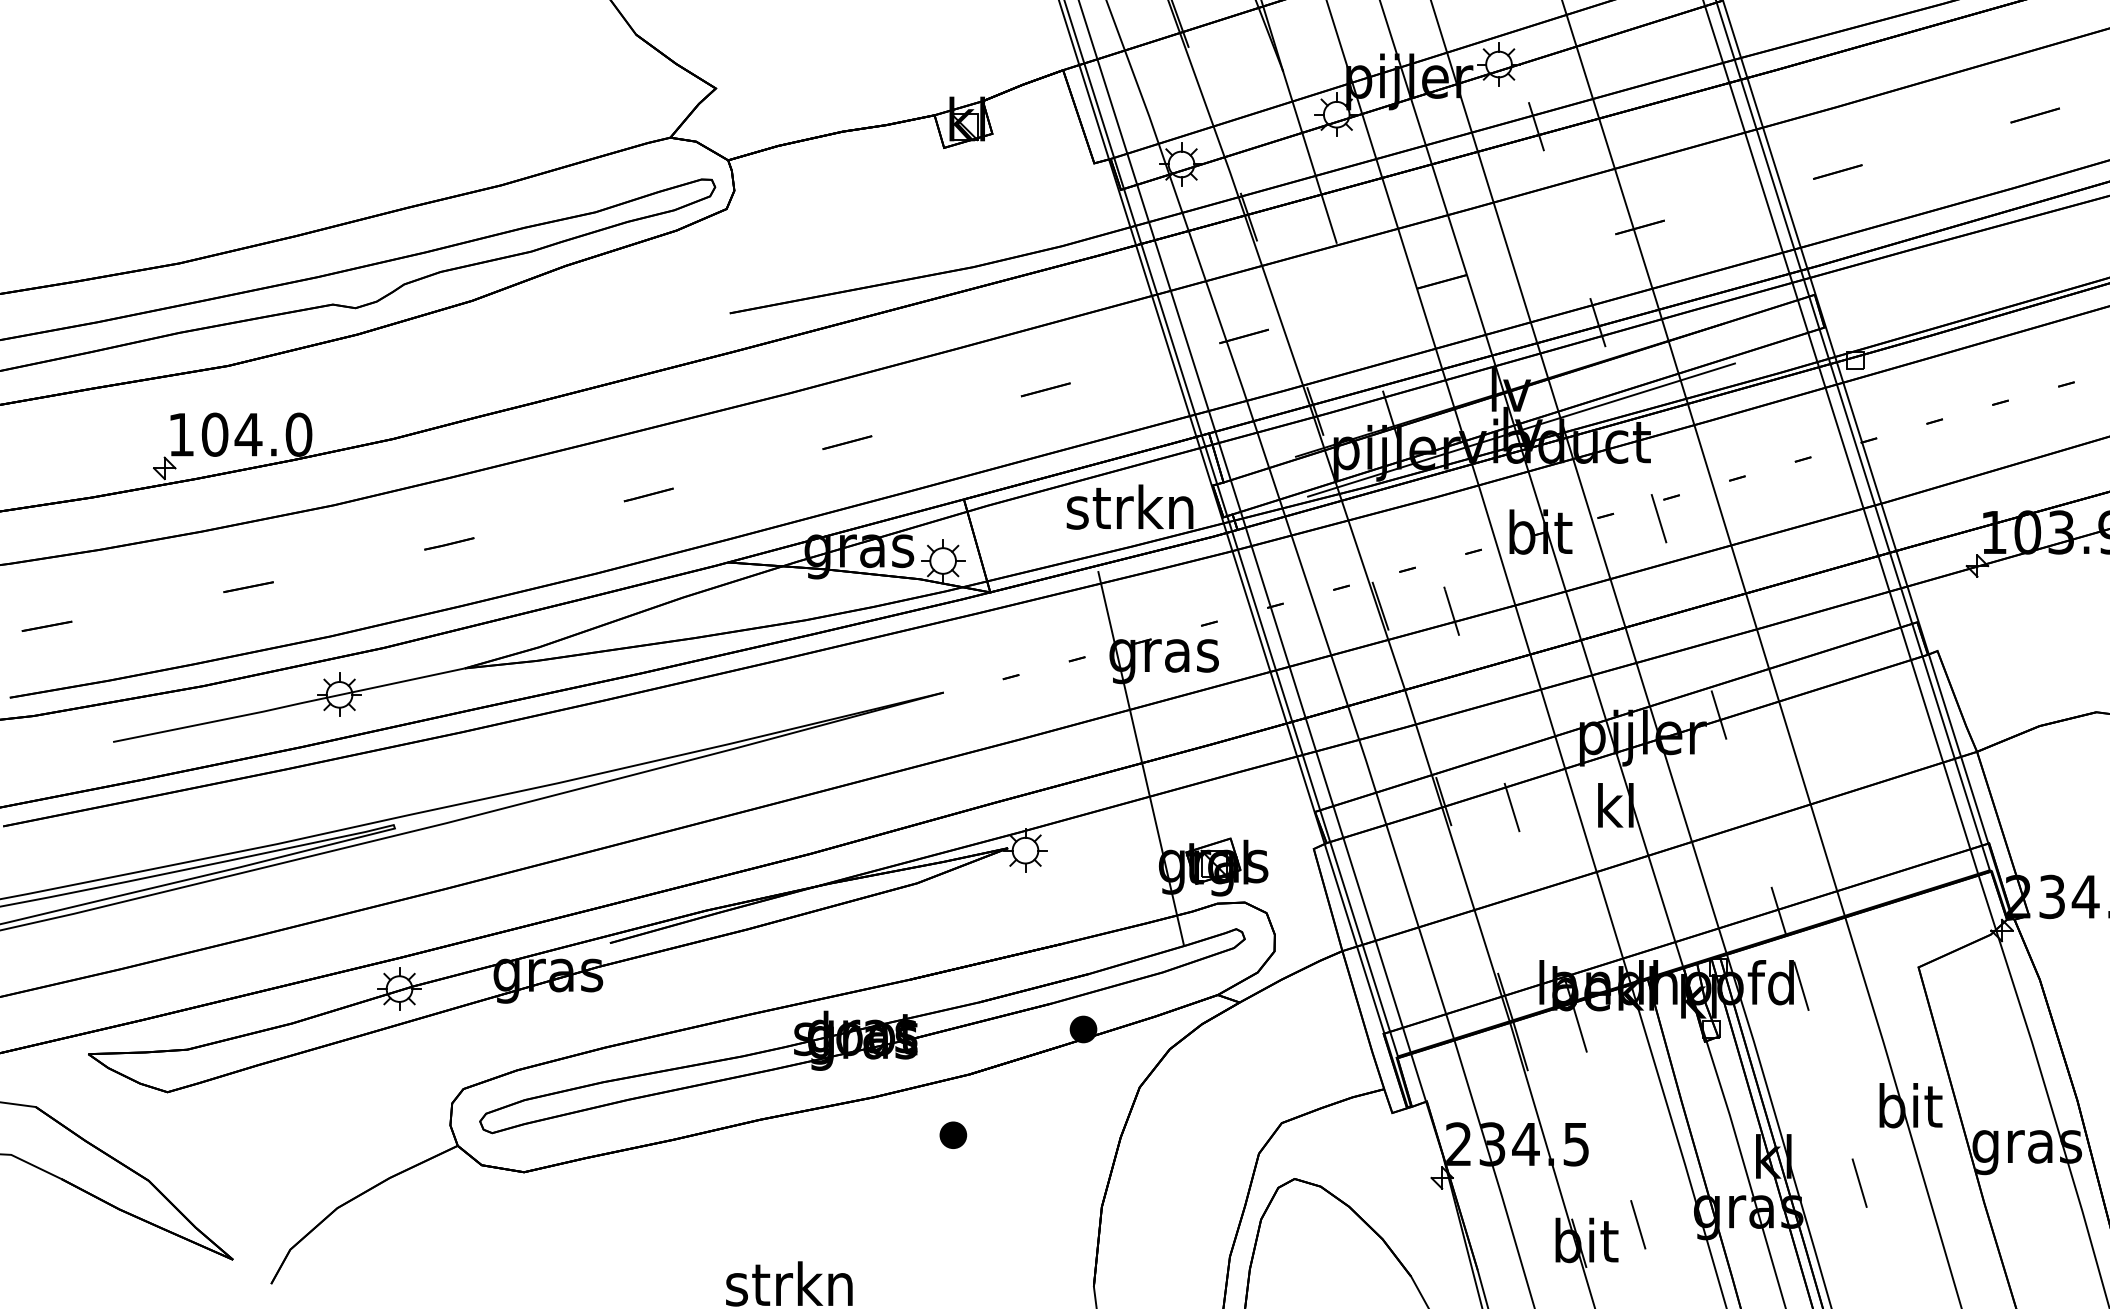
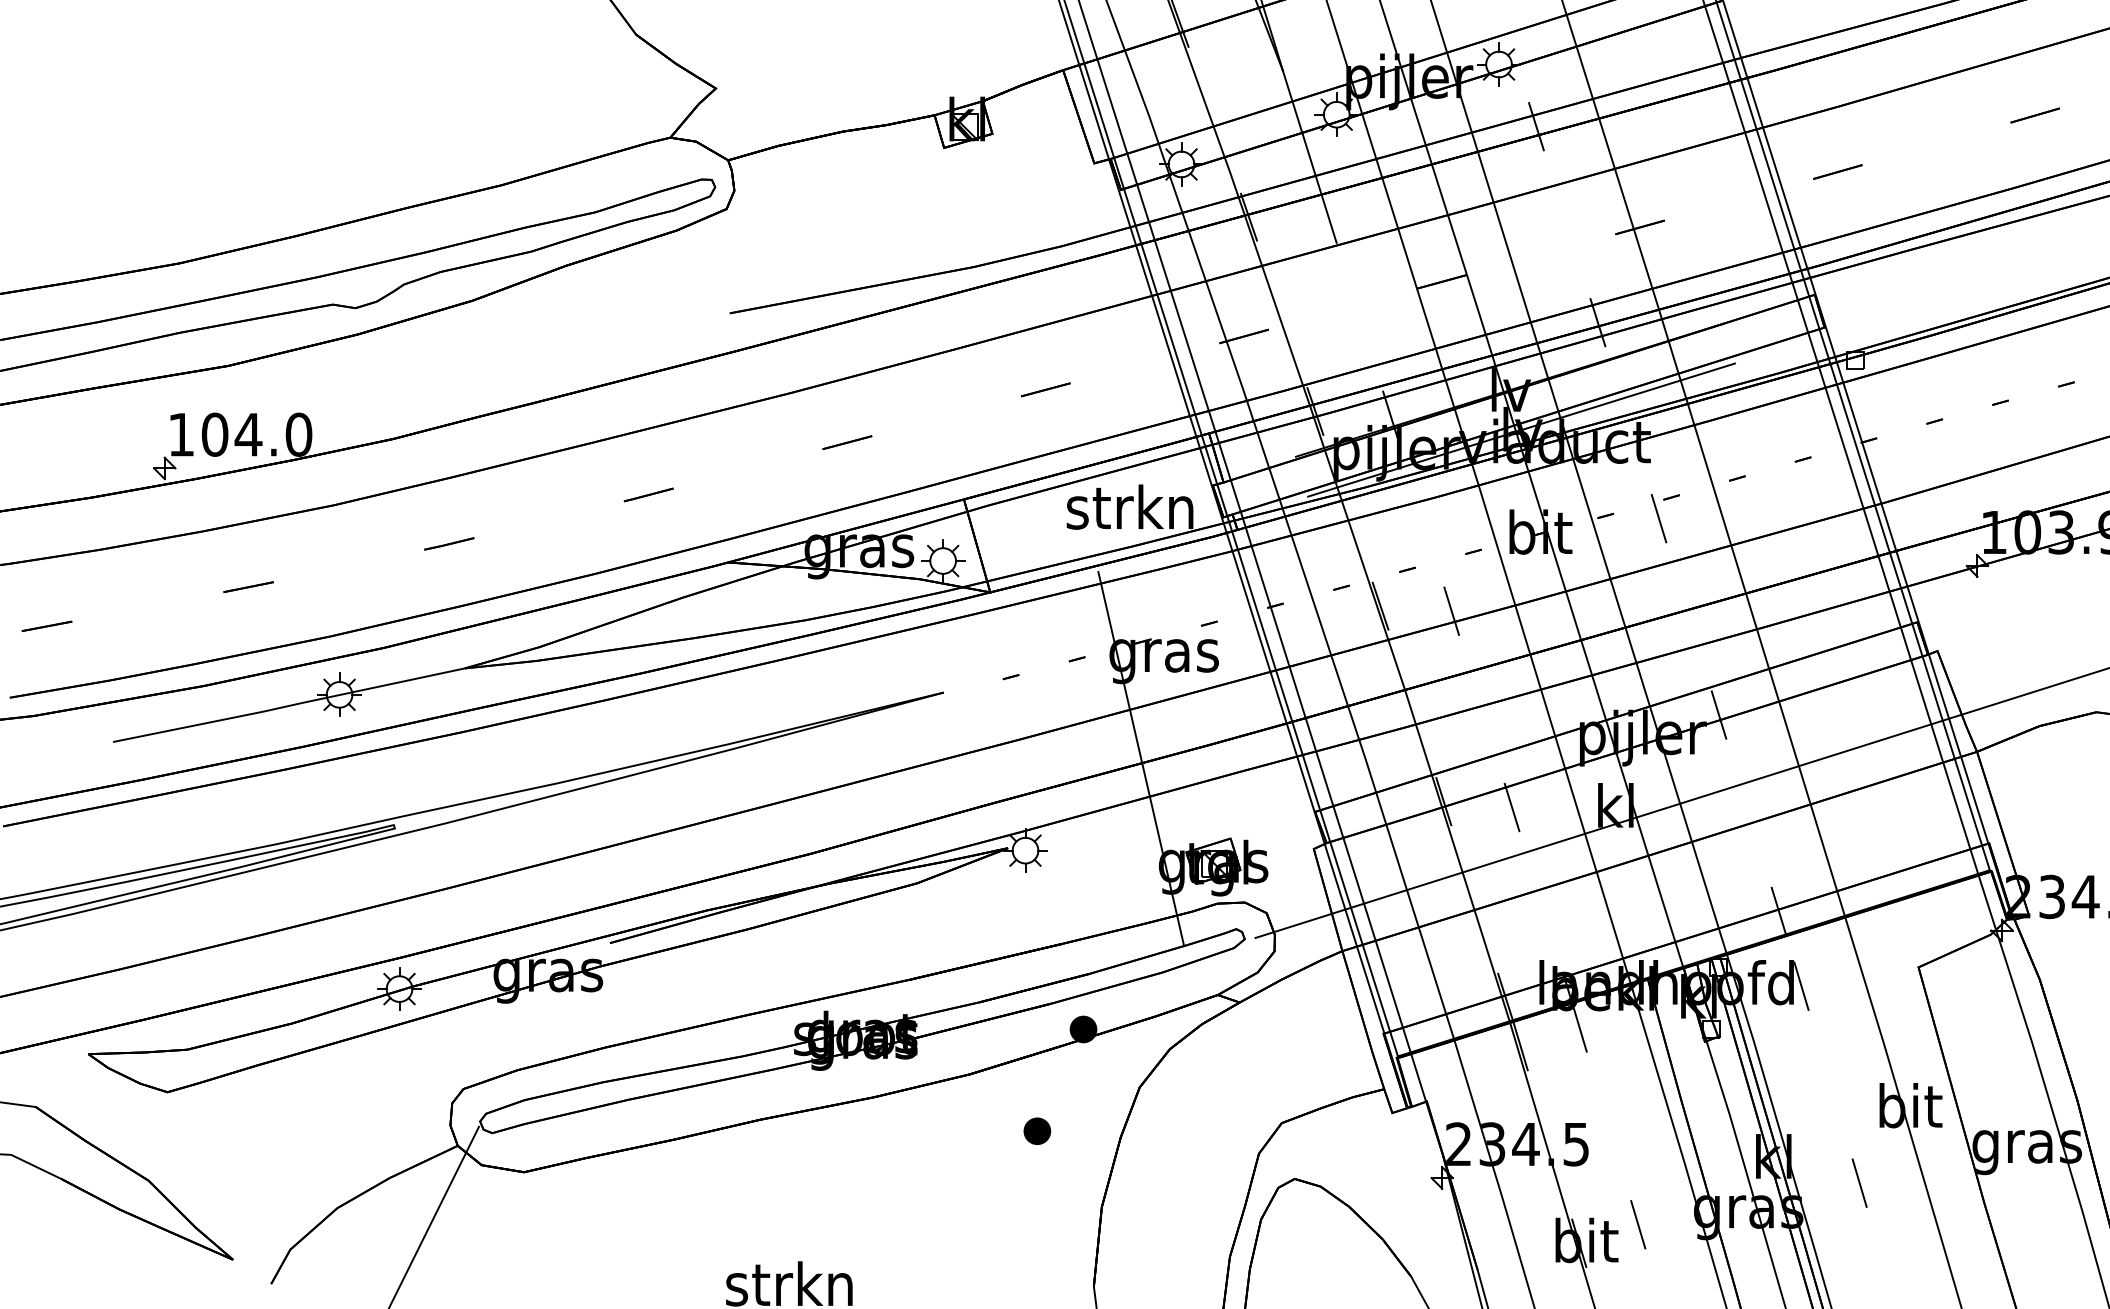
line: none -> present (1680, 802)
part position: (953, 1134) -> (1037, 1130) (1037, 1130)
line: none -> present (434, 1215)
